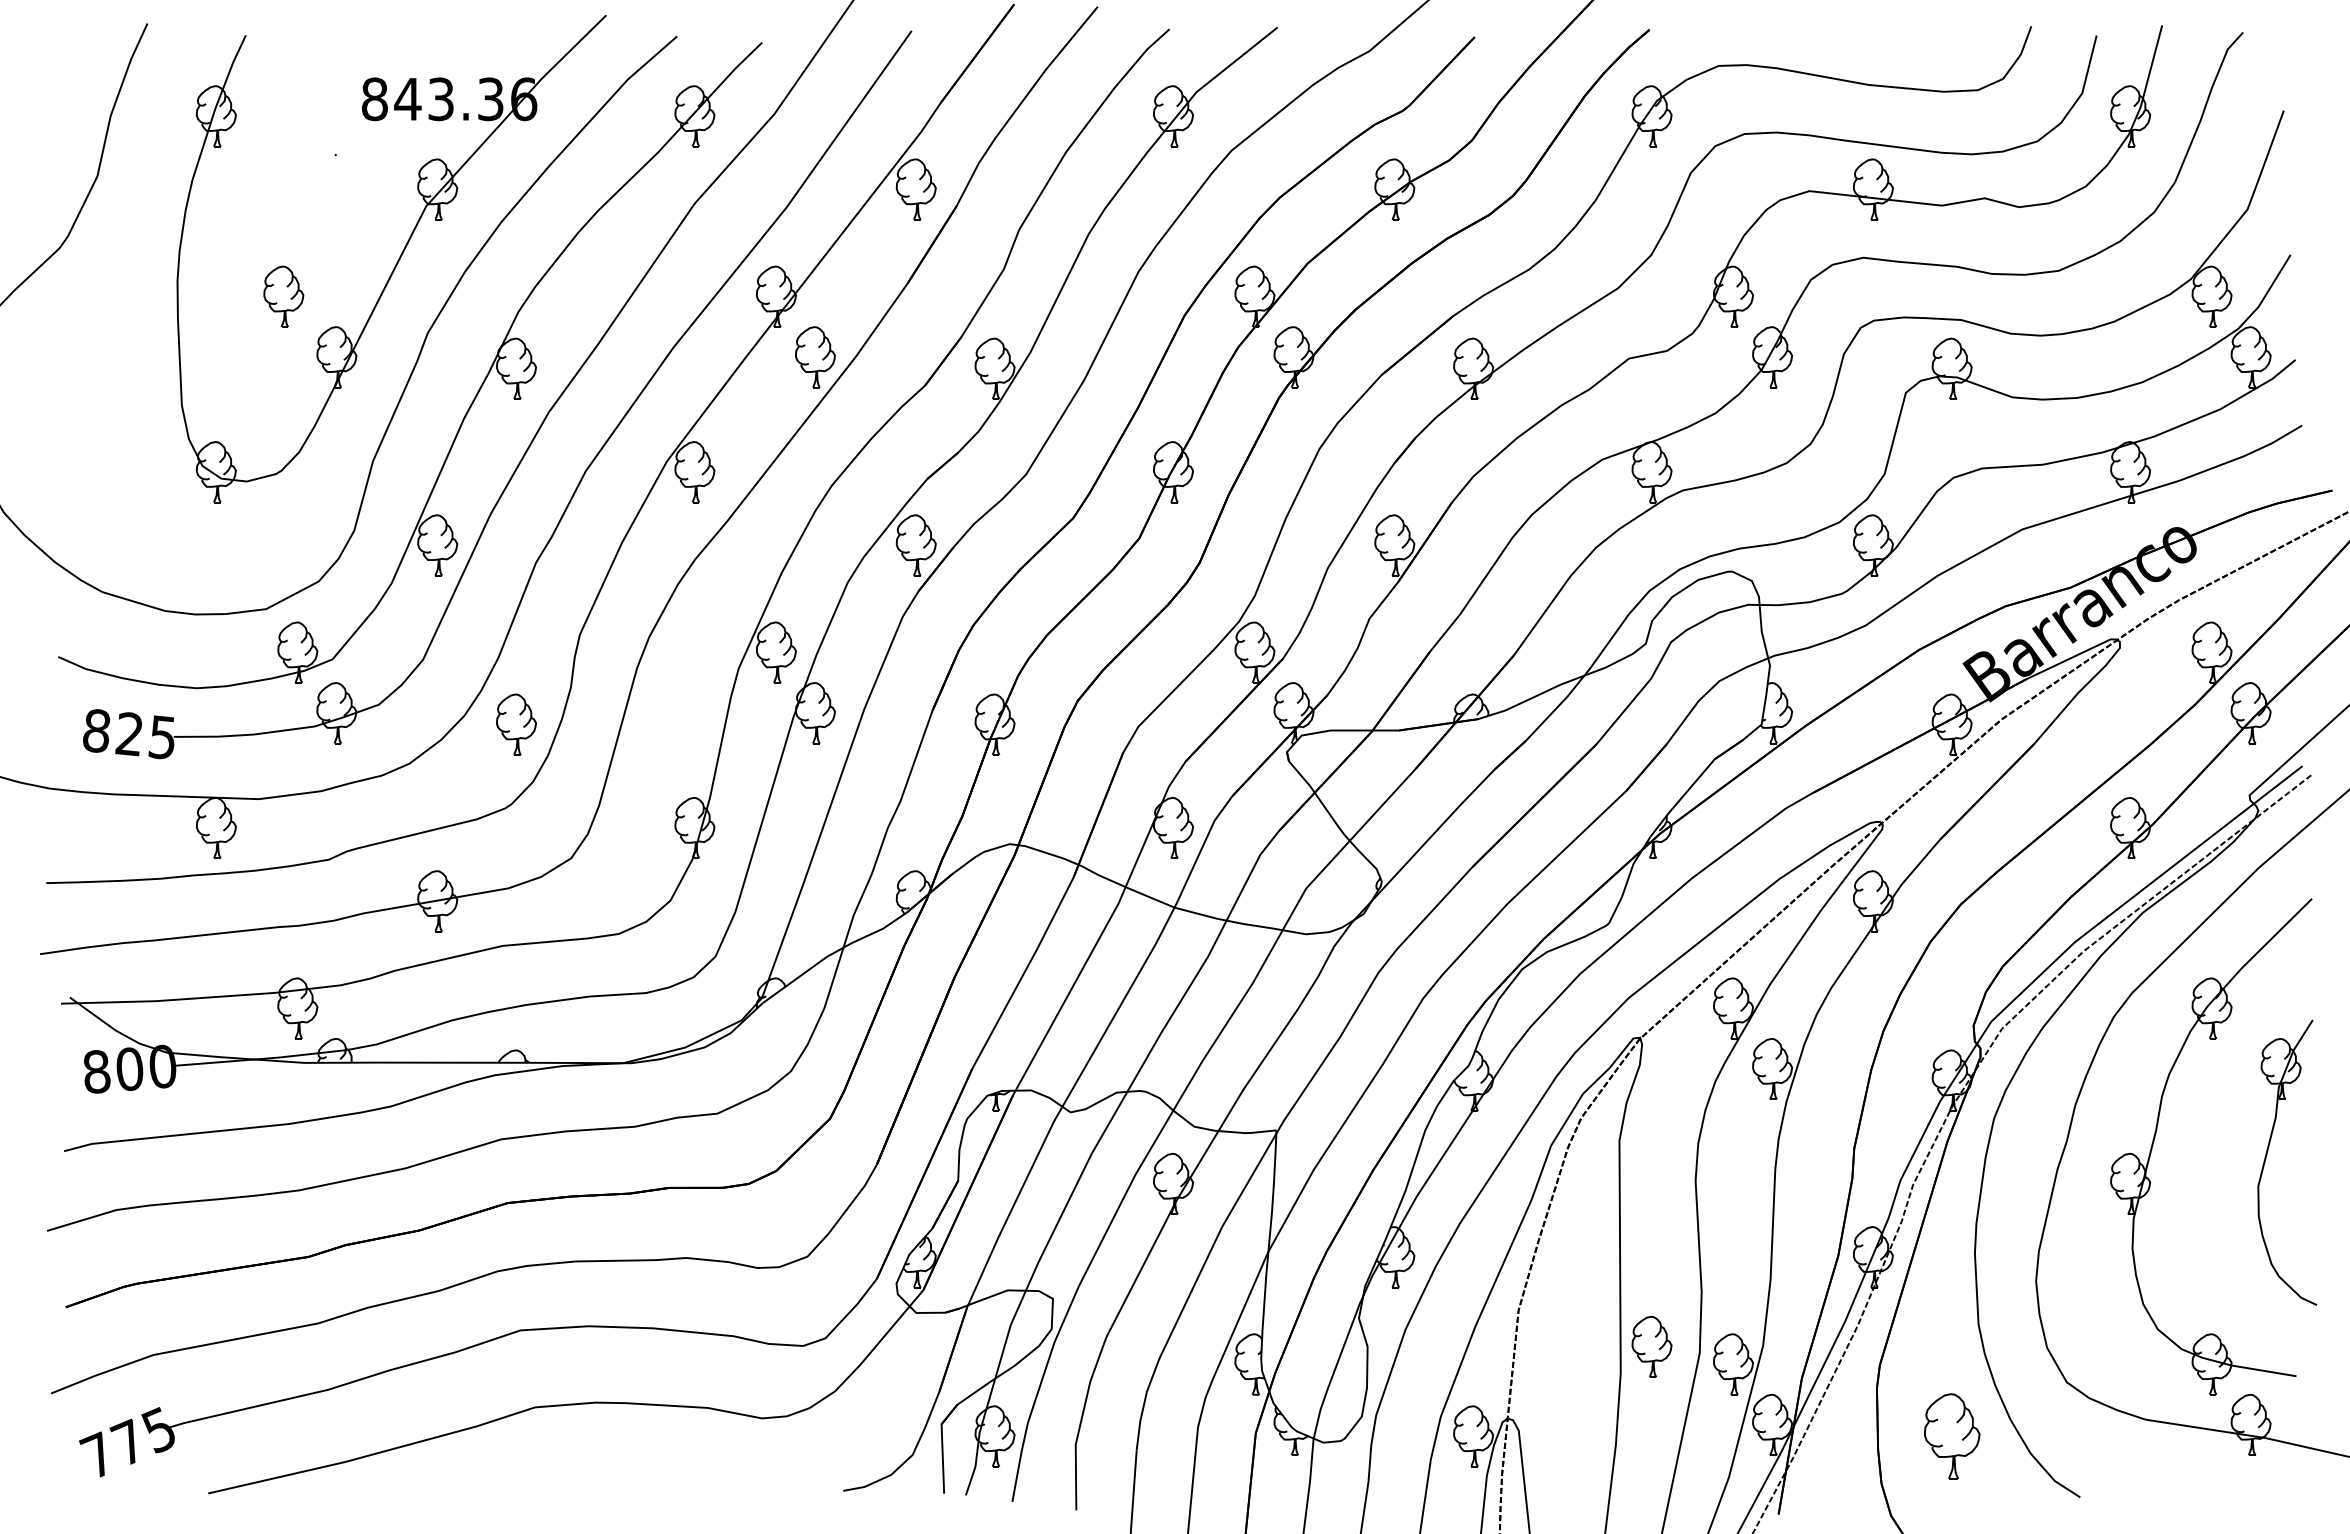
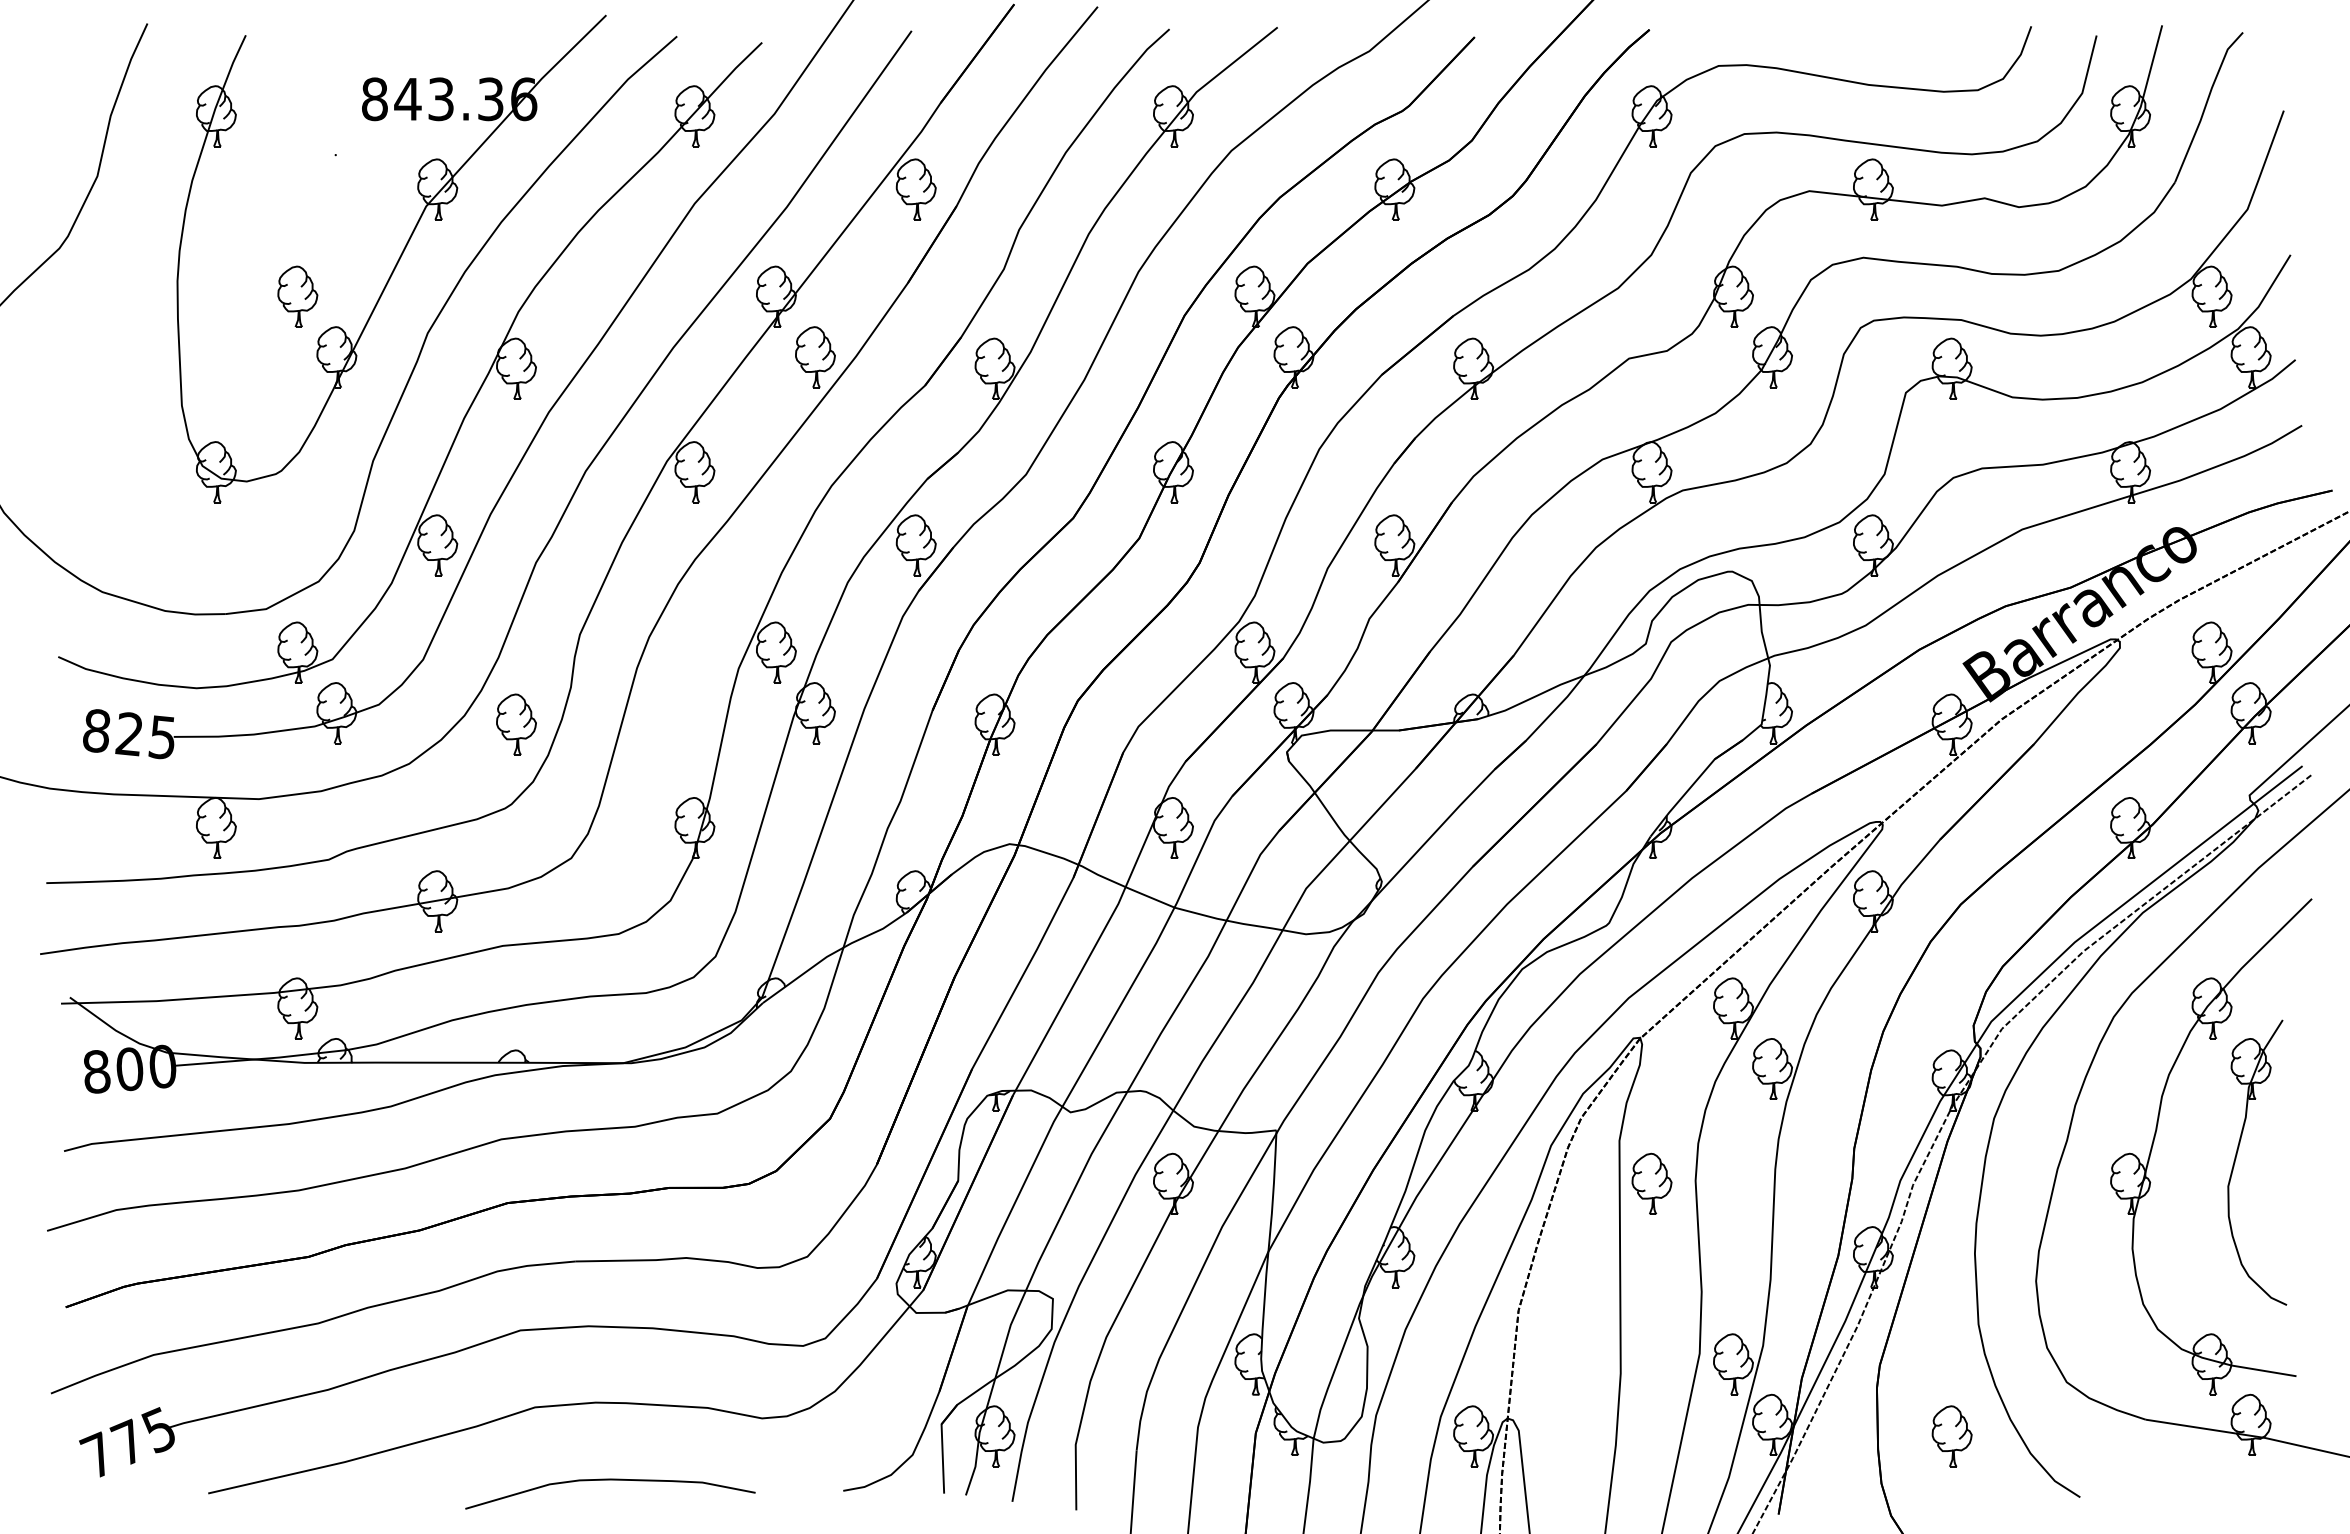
part position: (283, 296) -> (297, 296) (297, 296)
part position: (2267, 1155) -> (2237, 1155) (2237, 1155)
part position: (1651, 1346) -> (1651, 1183) (1651, 1183)
part size: 57x87 px -> 42x63 px (1951, 1436)
curve: none -> present (610, 1480)
